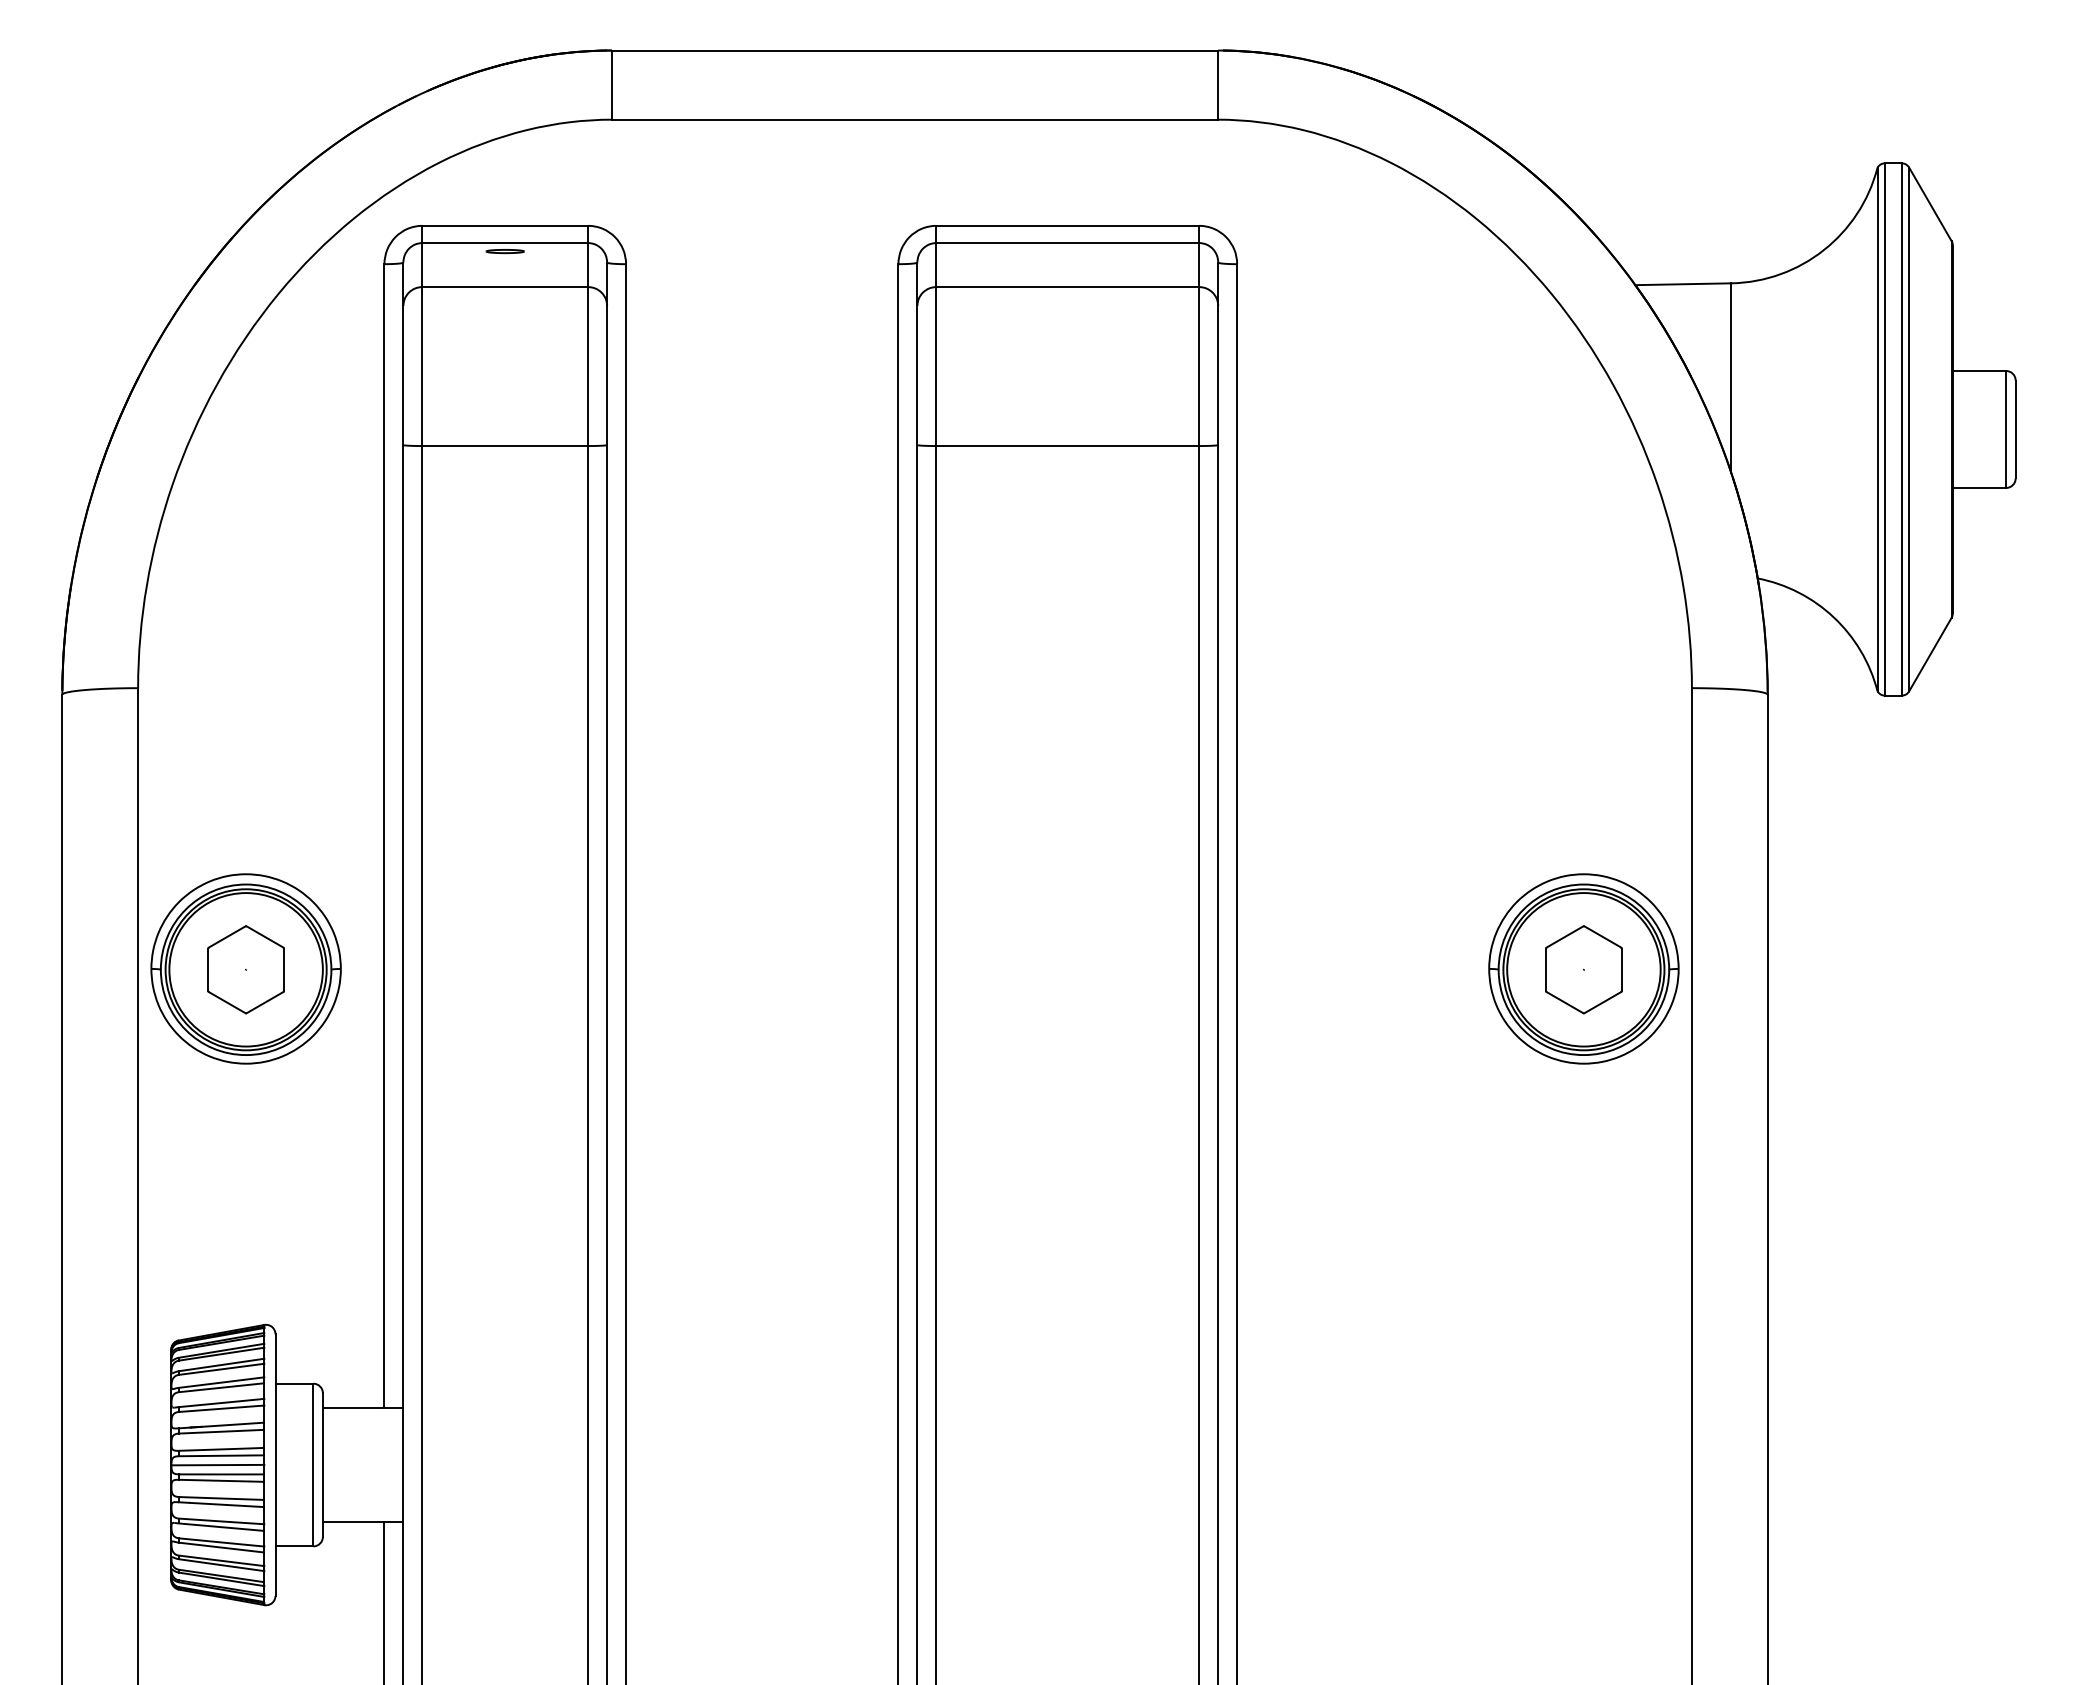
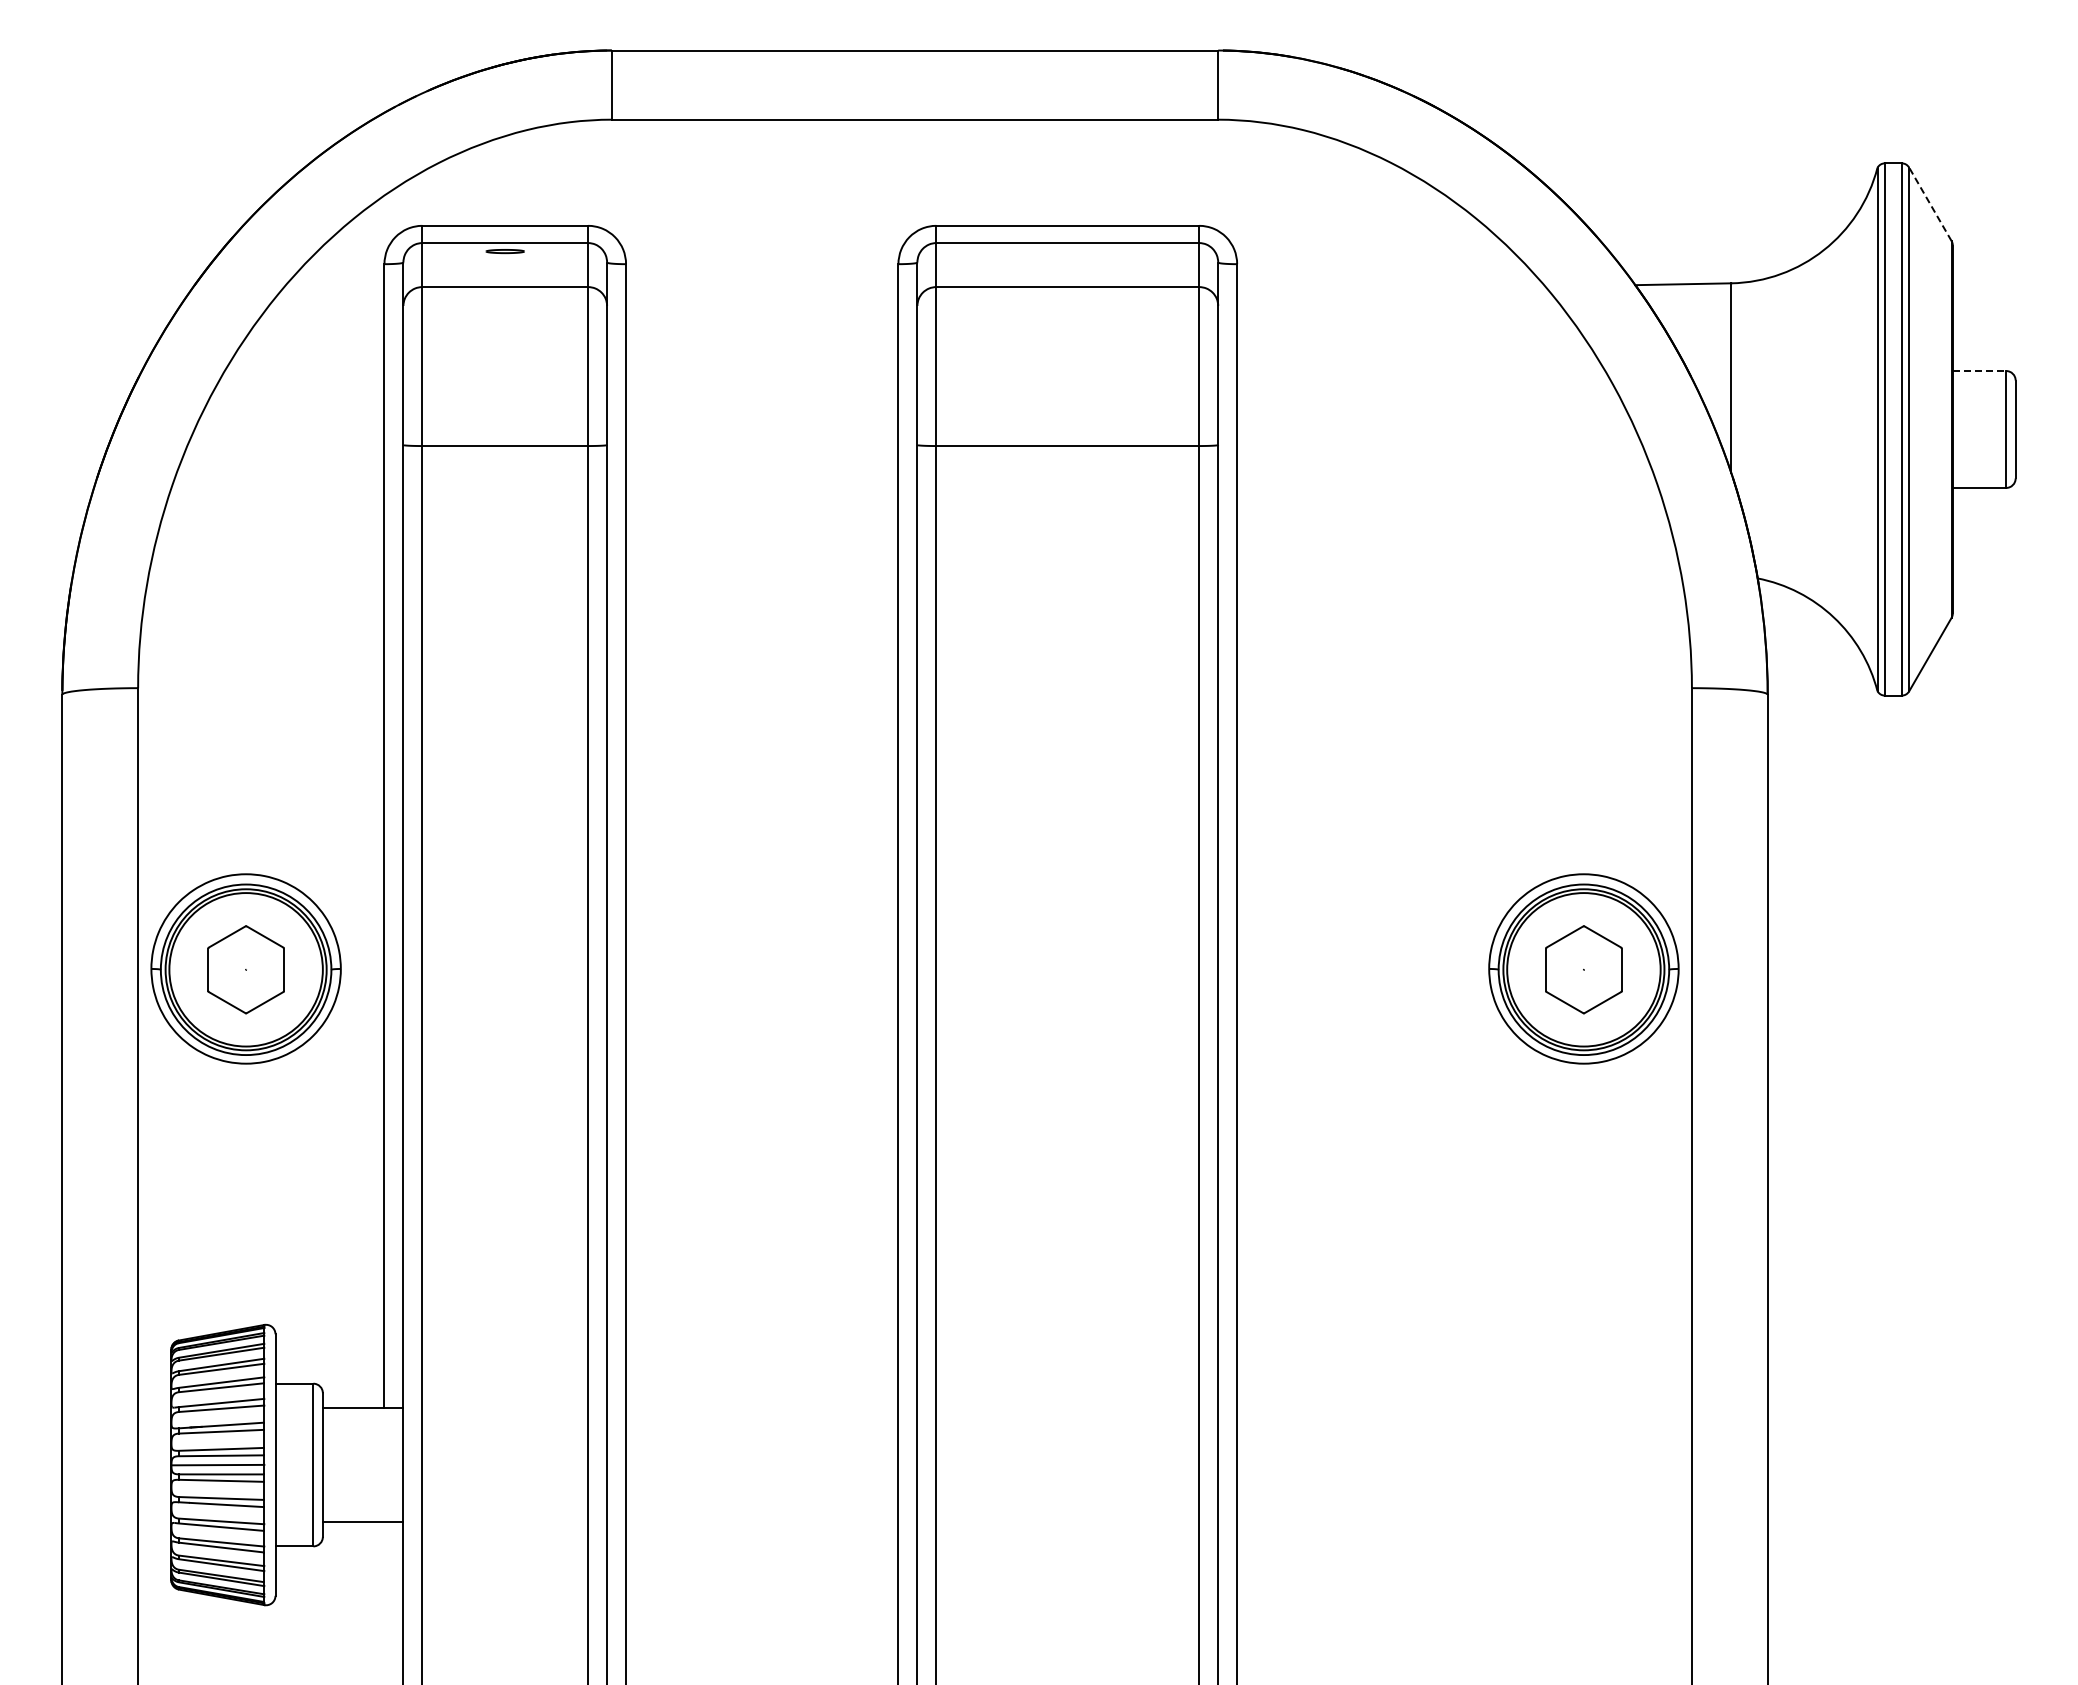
line: solid -> dashed (1930, 203)
line: solid -> dashed (1979, 371)
line: present -> none (384, 1601)
